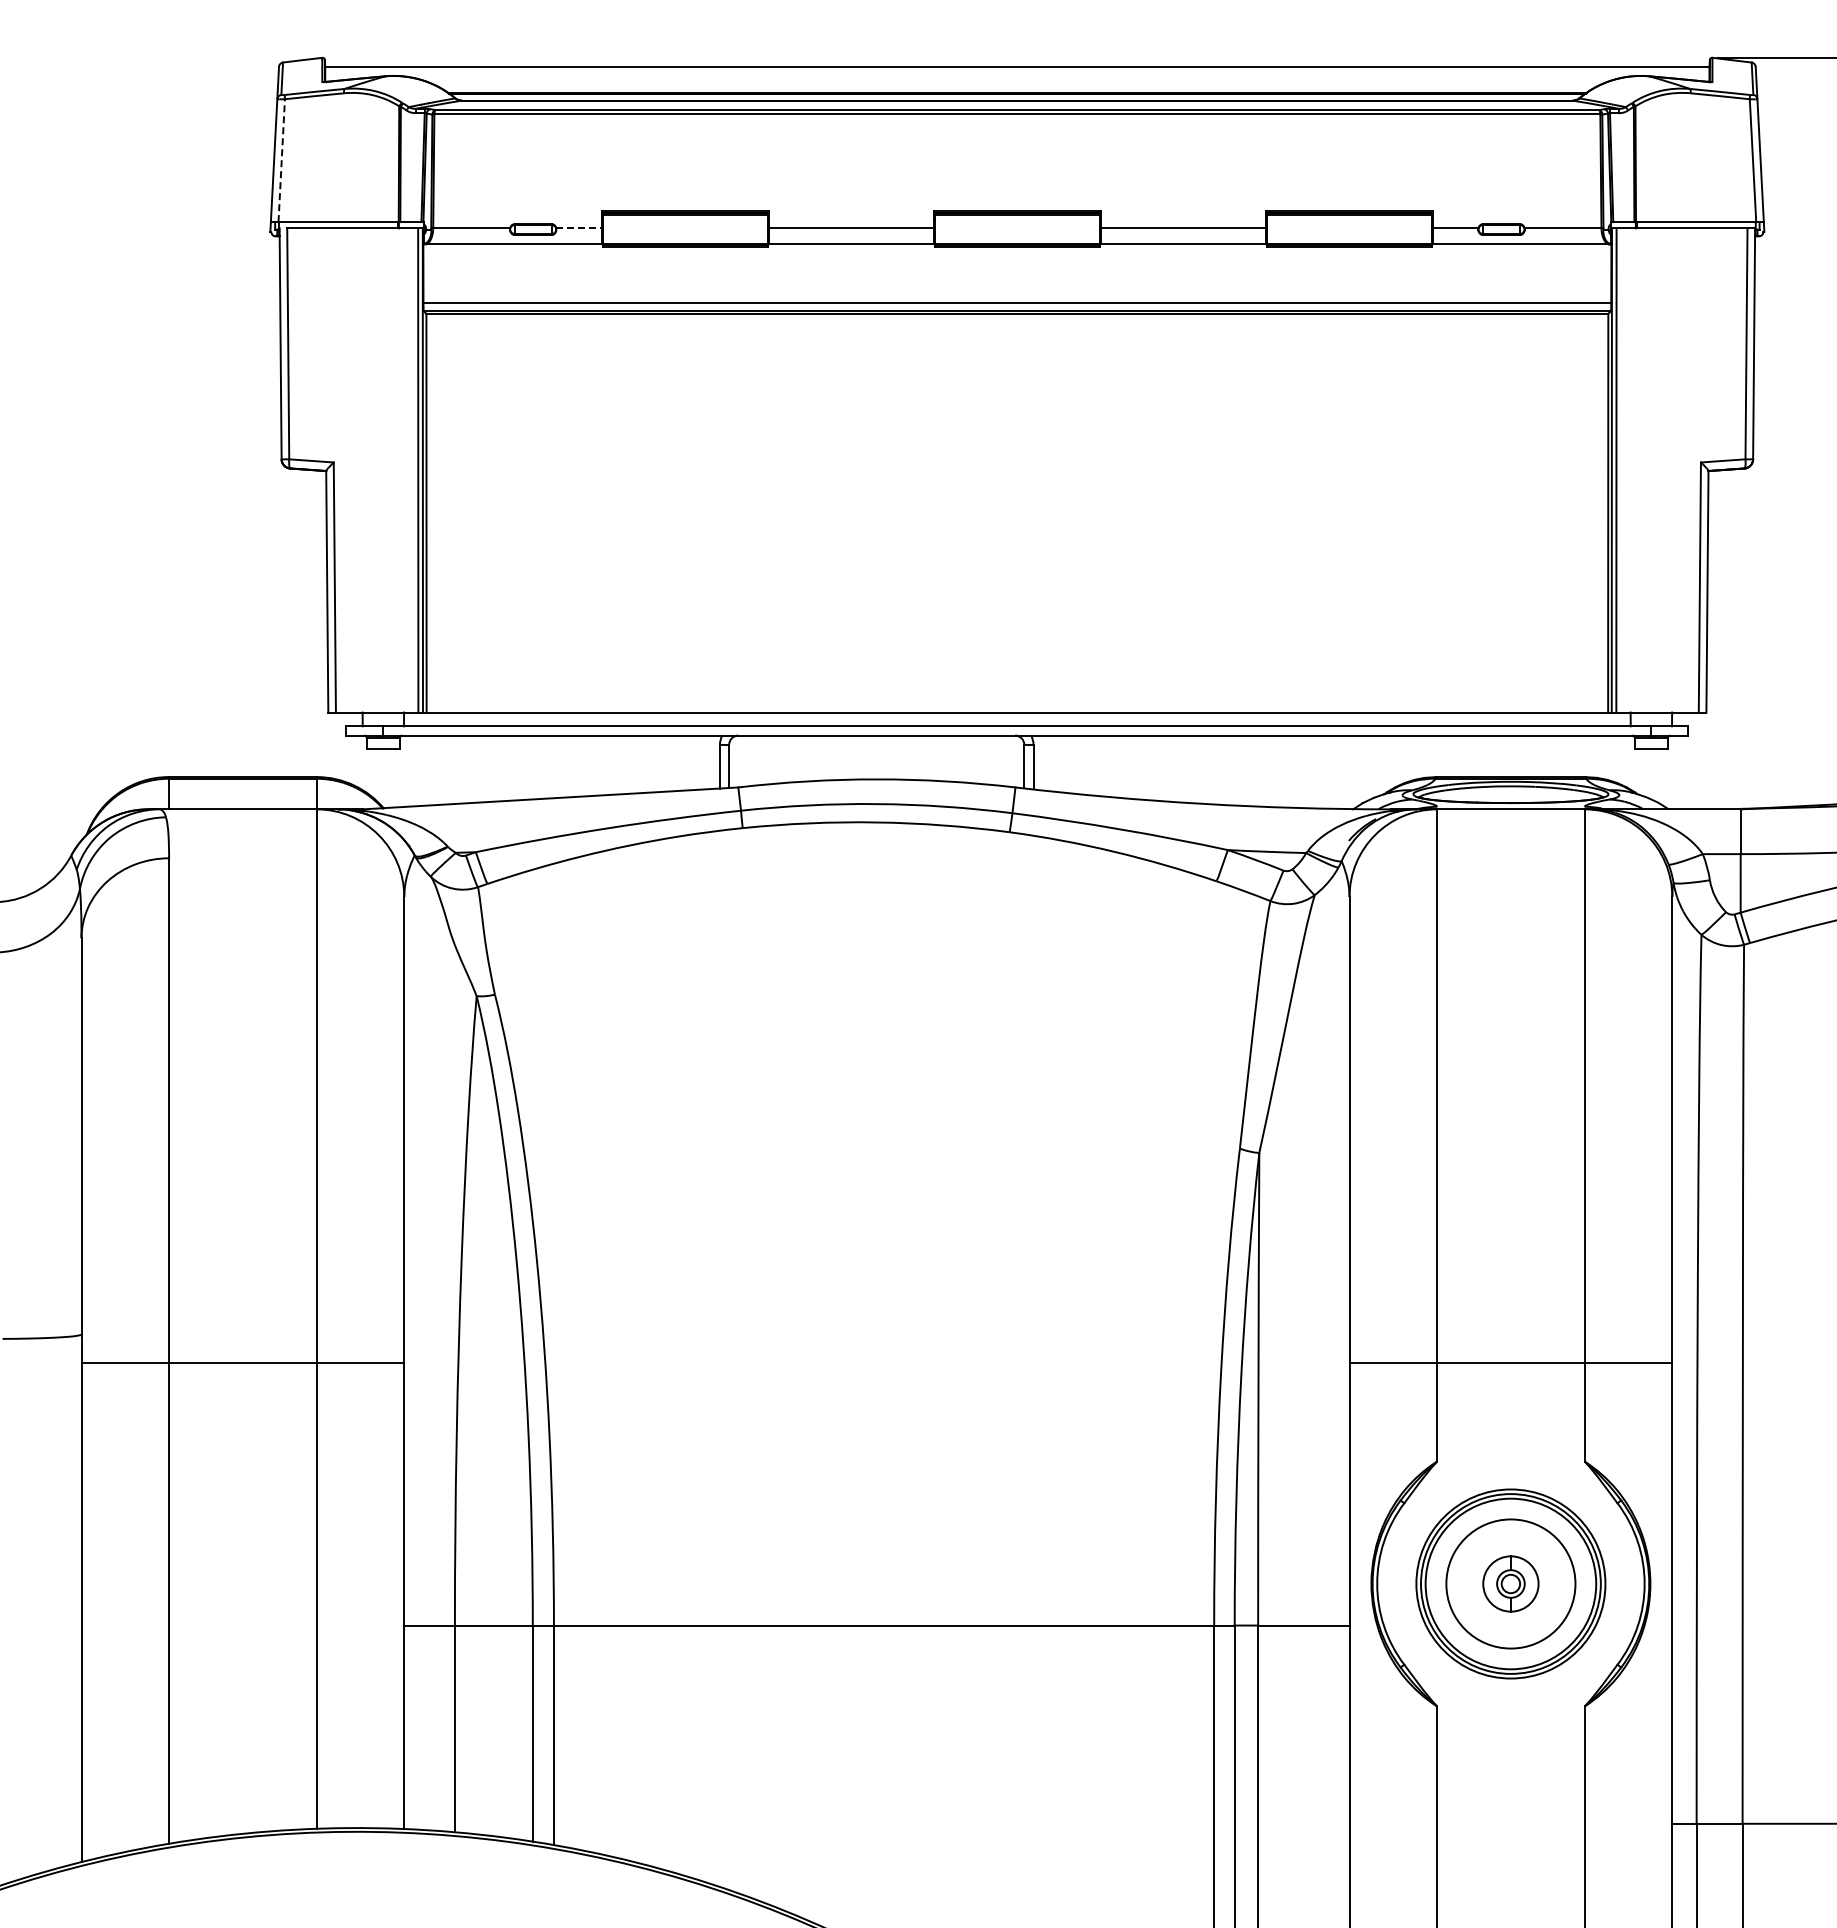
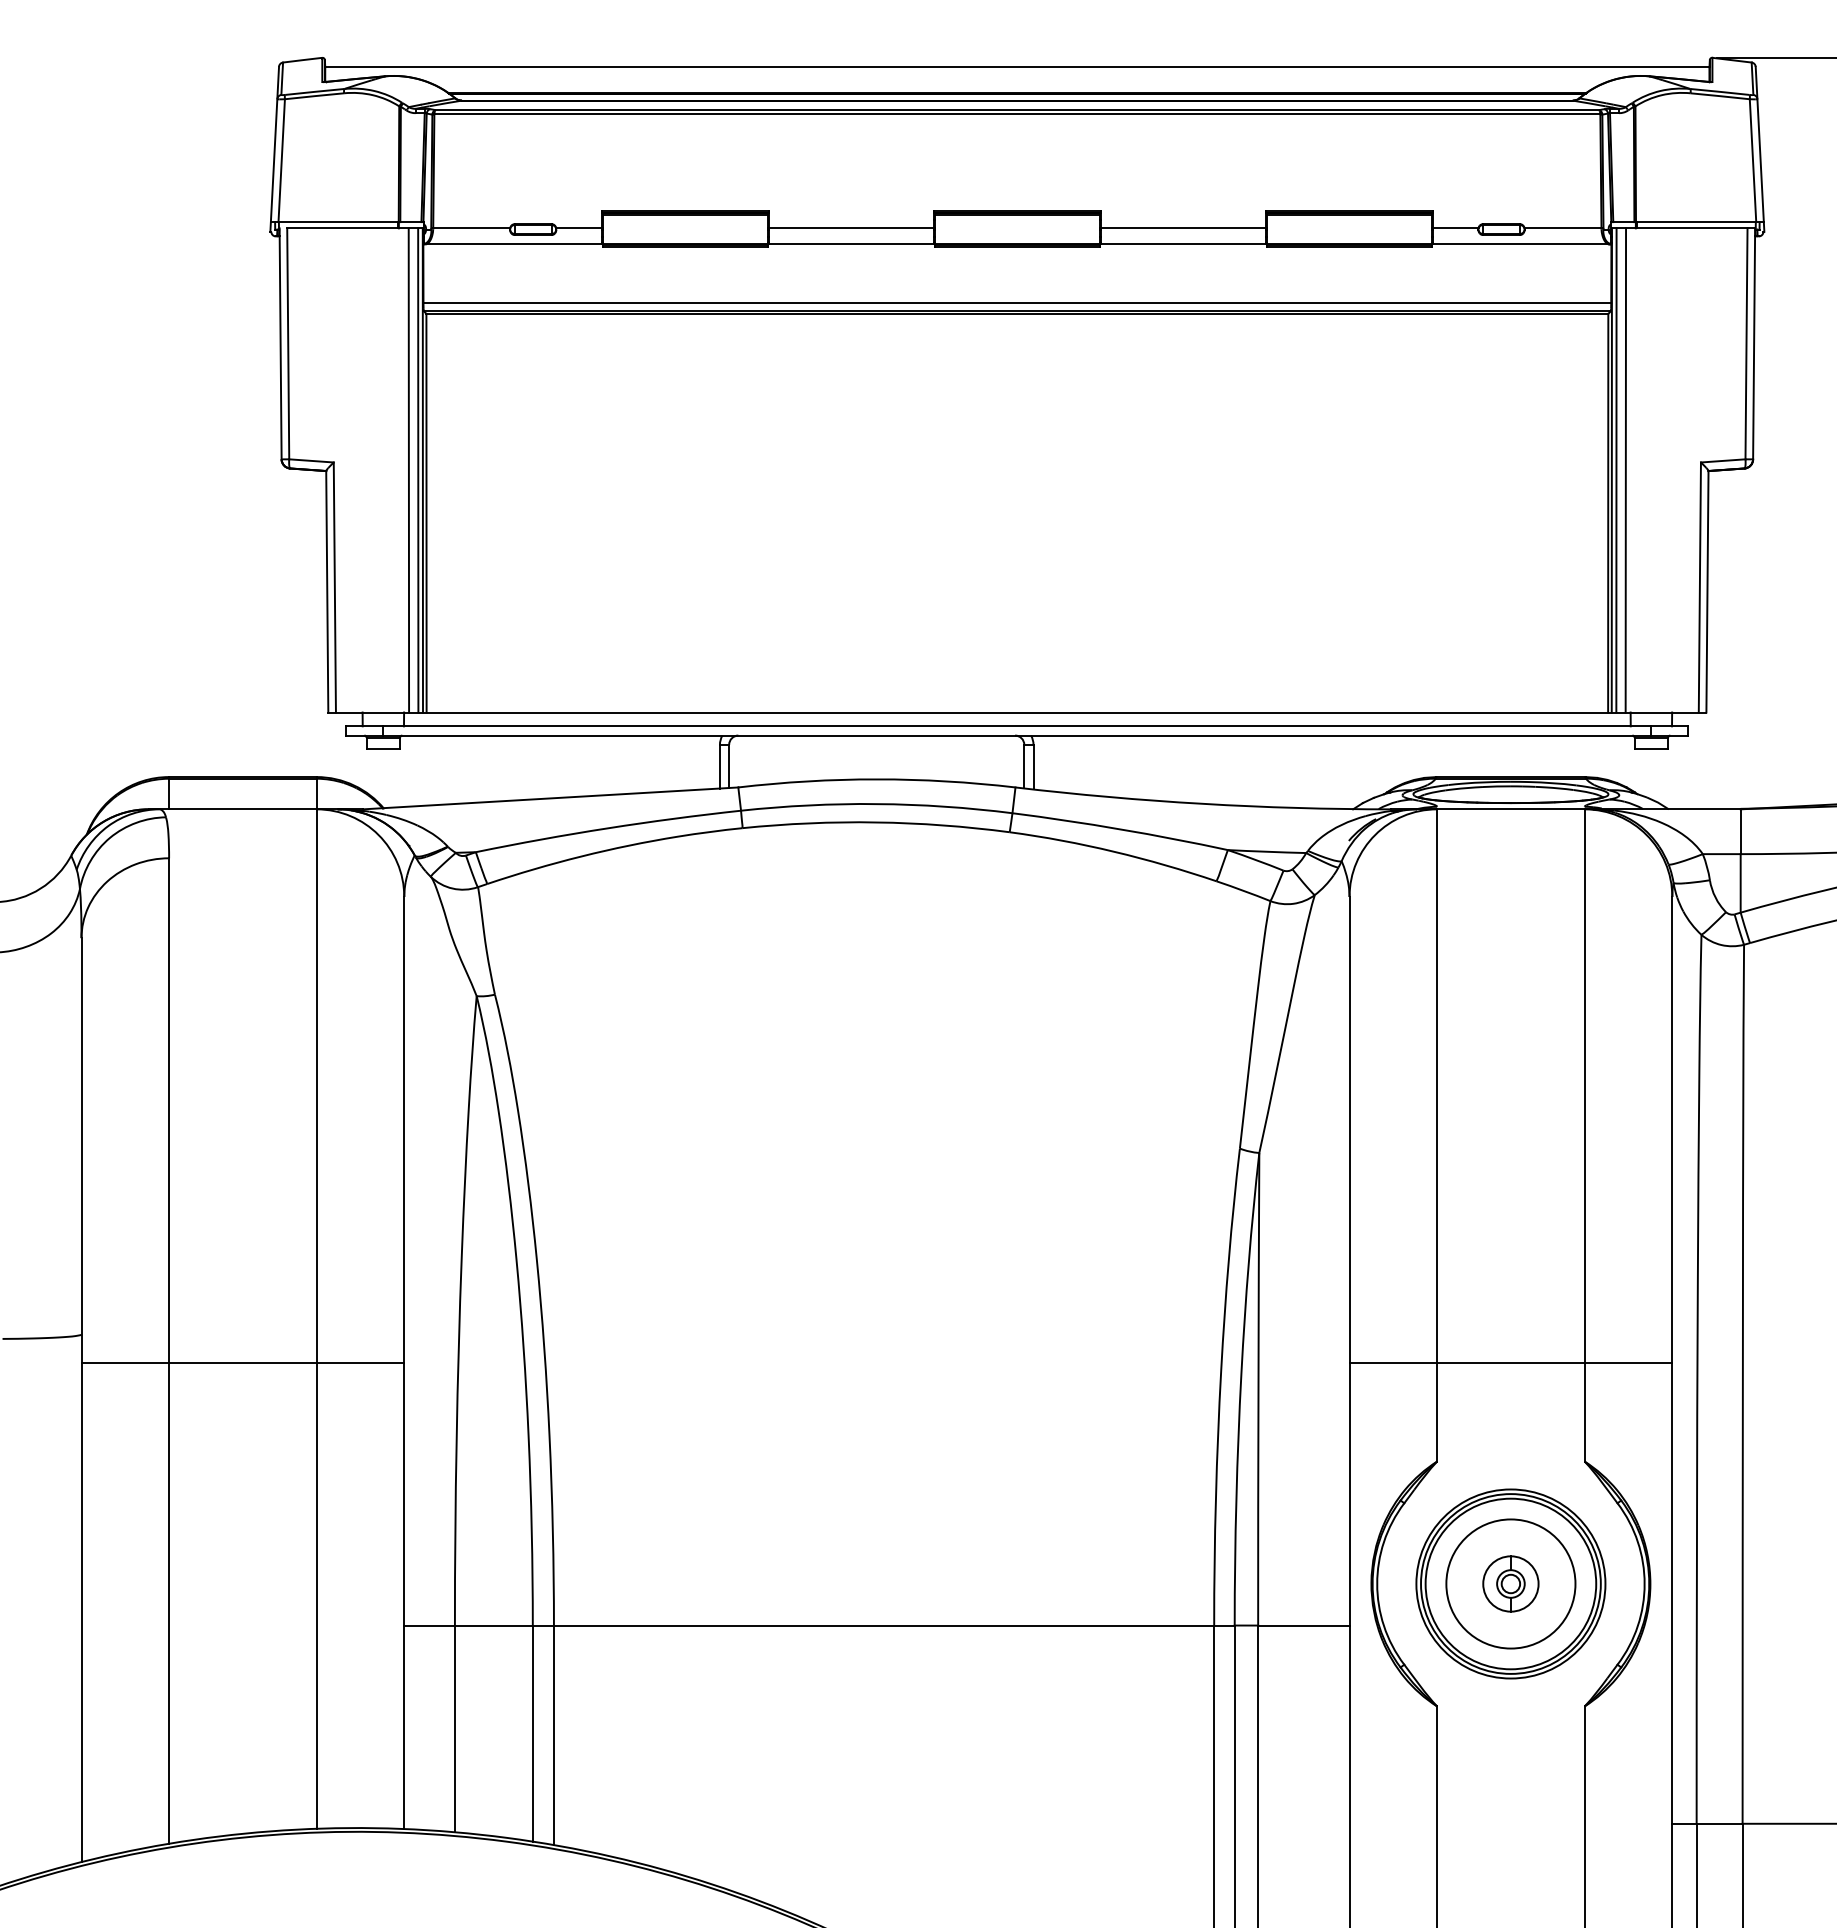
line: dashed -> solid (281, 160)
line: dashed -> solid (579, 228)
line: none -> present (408, 470)
line: none -> present (1625, 470)
